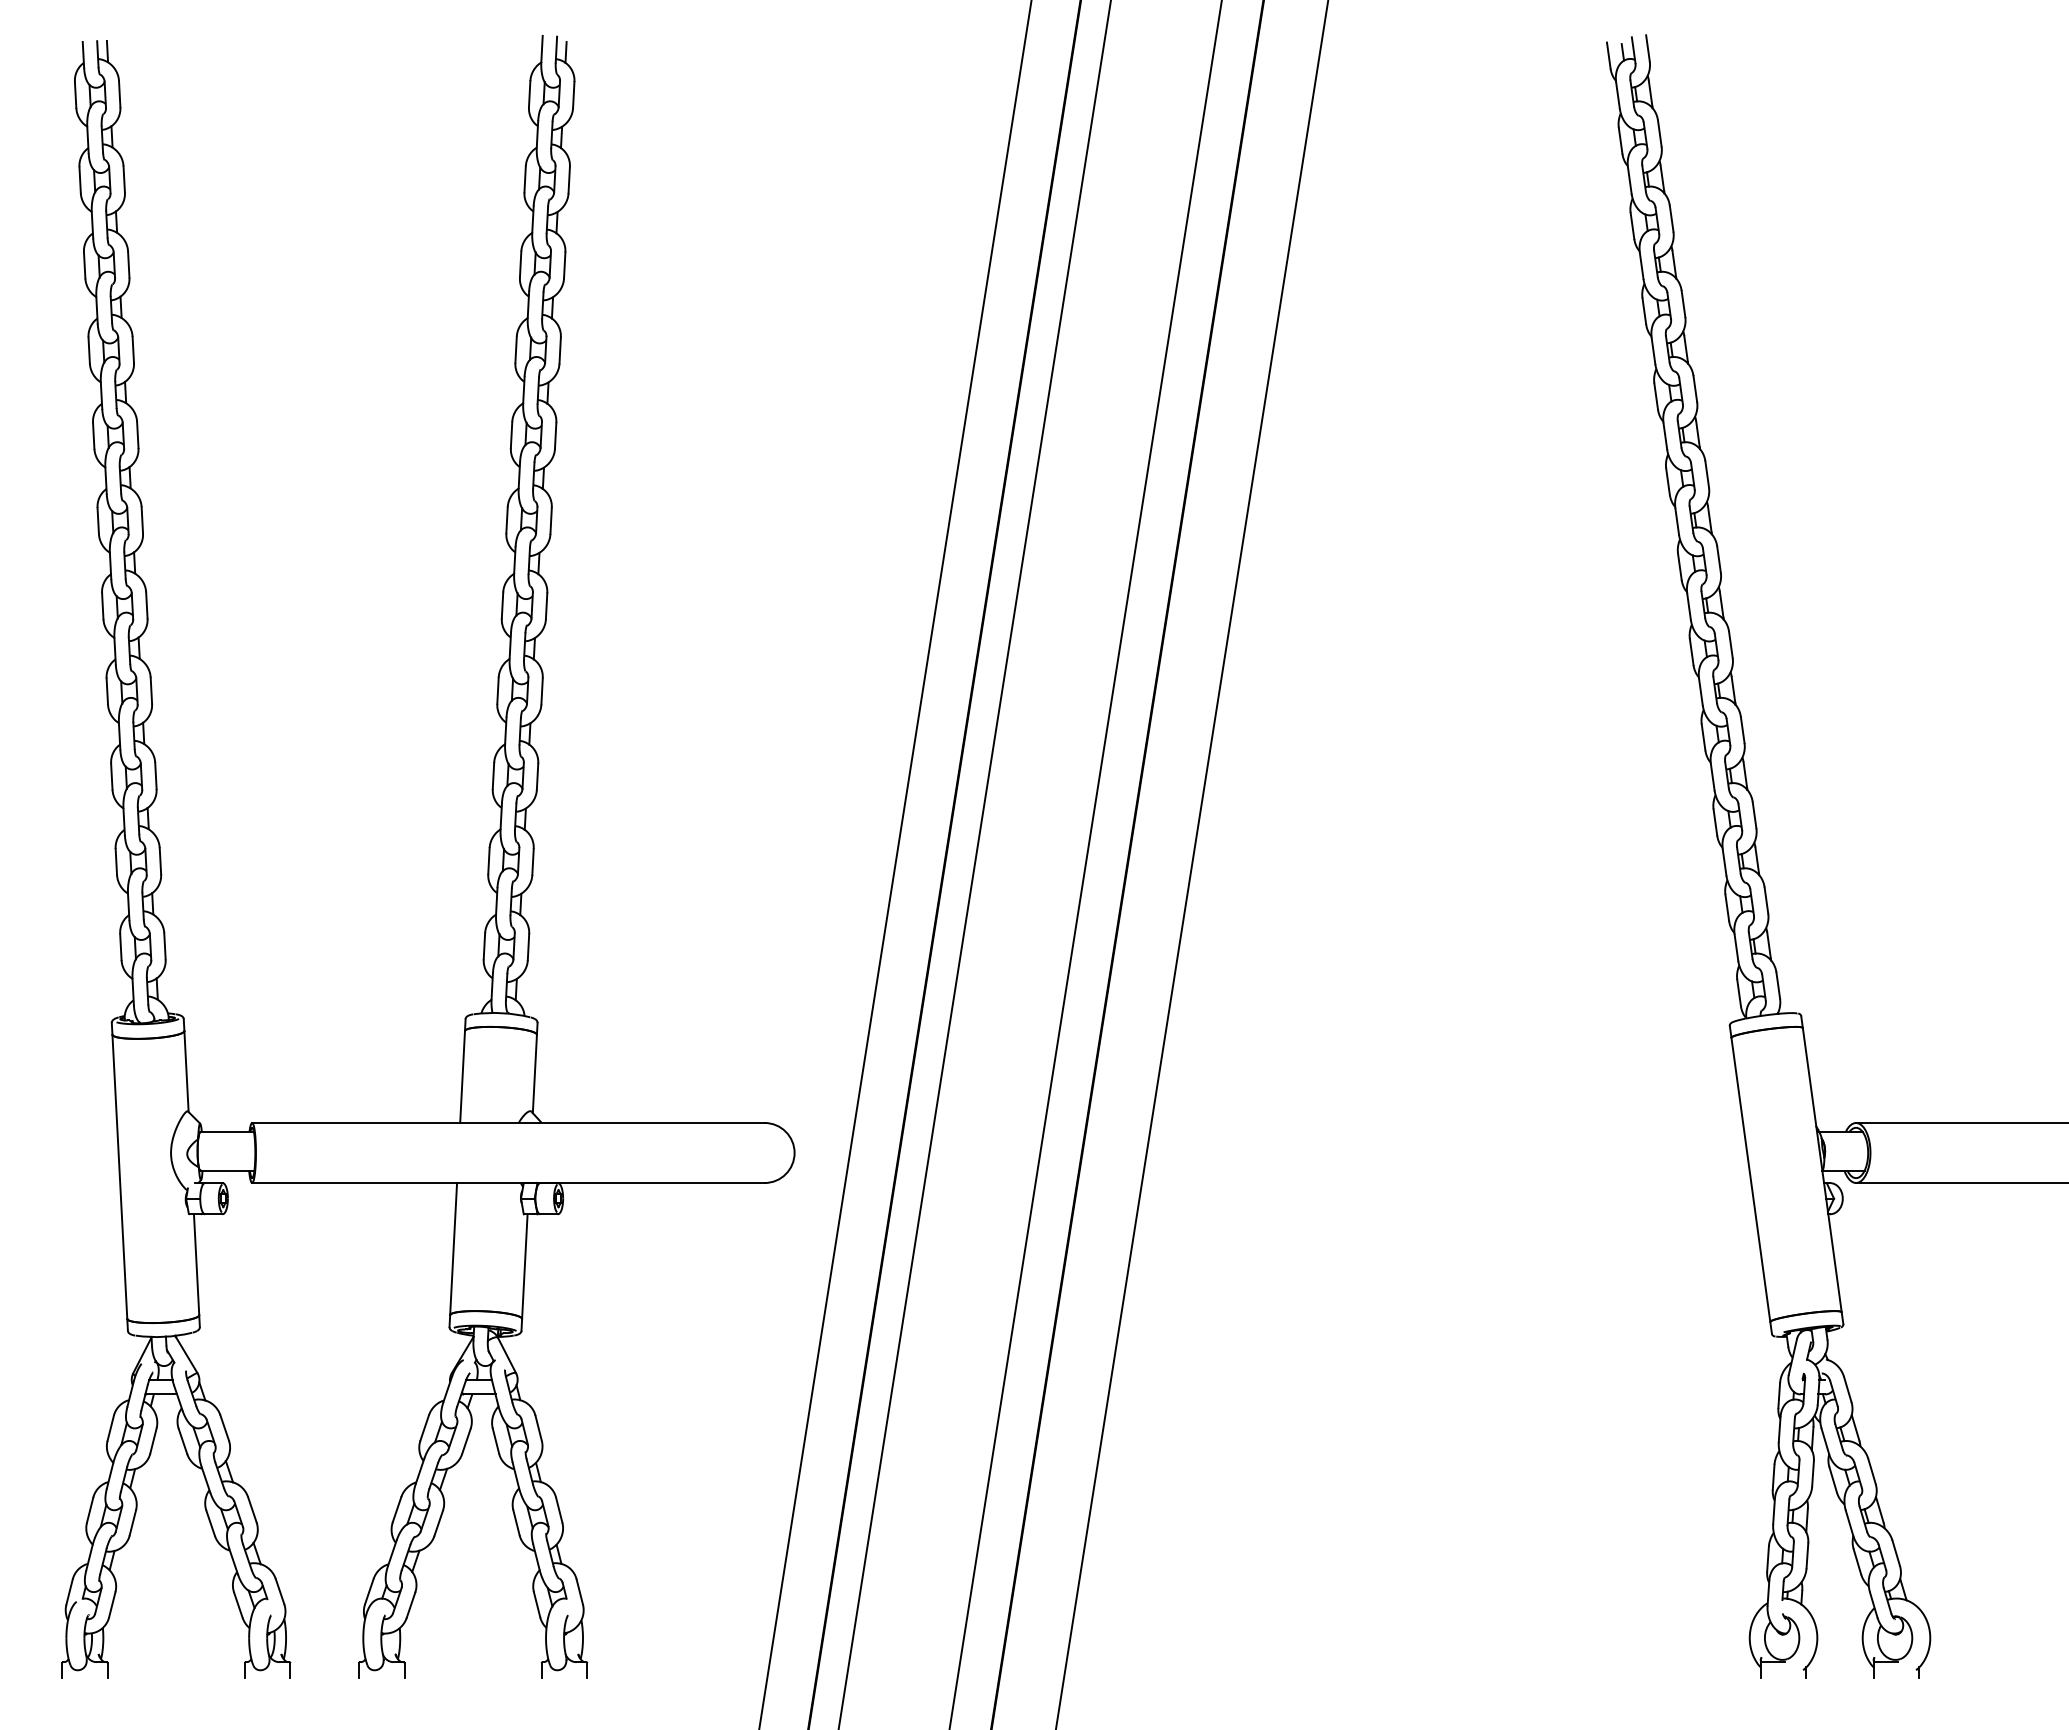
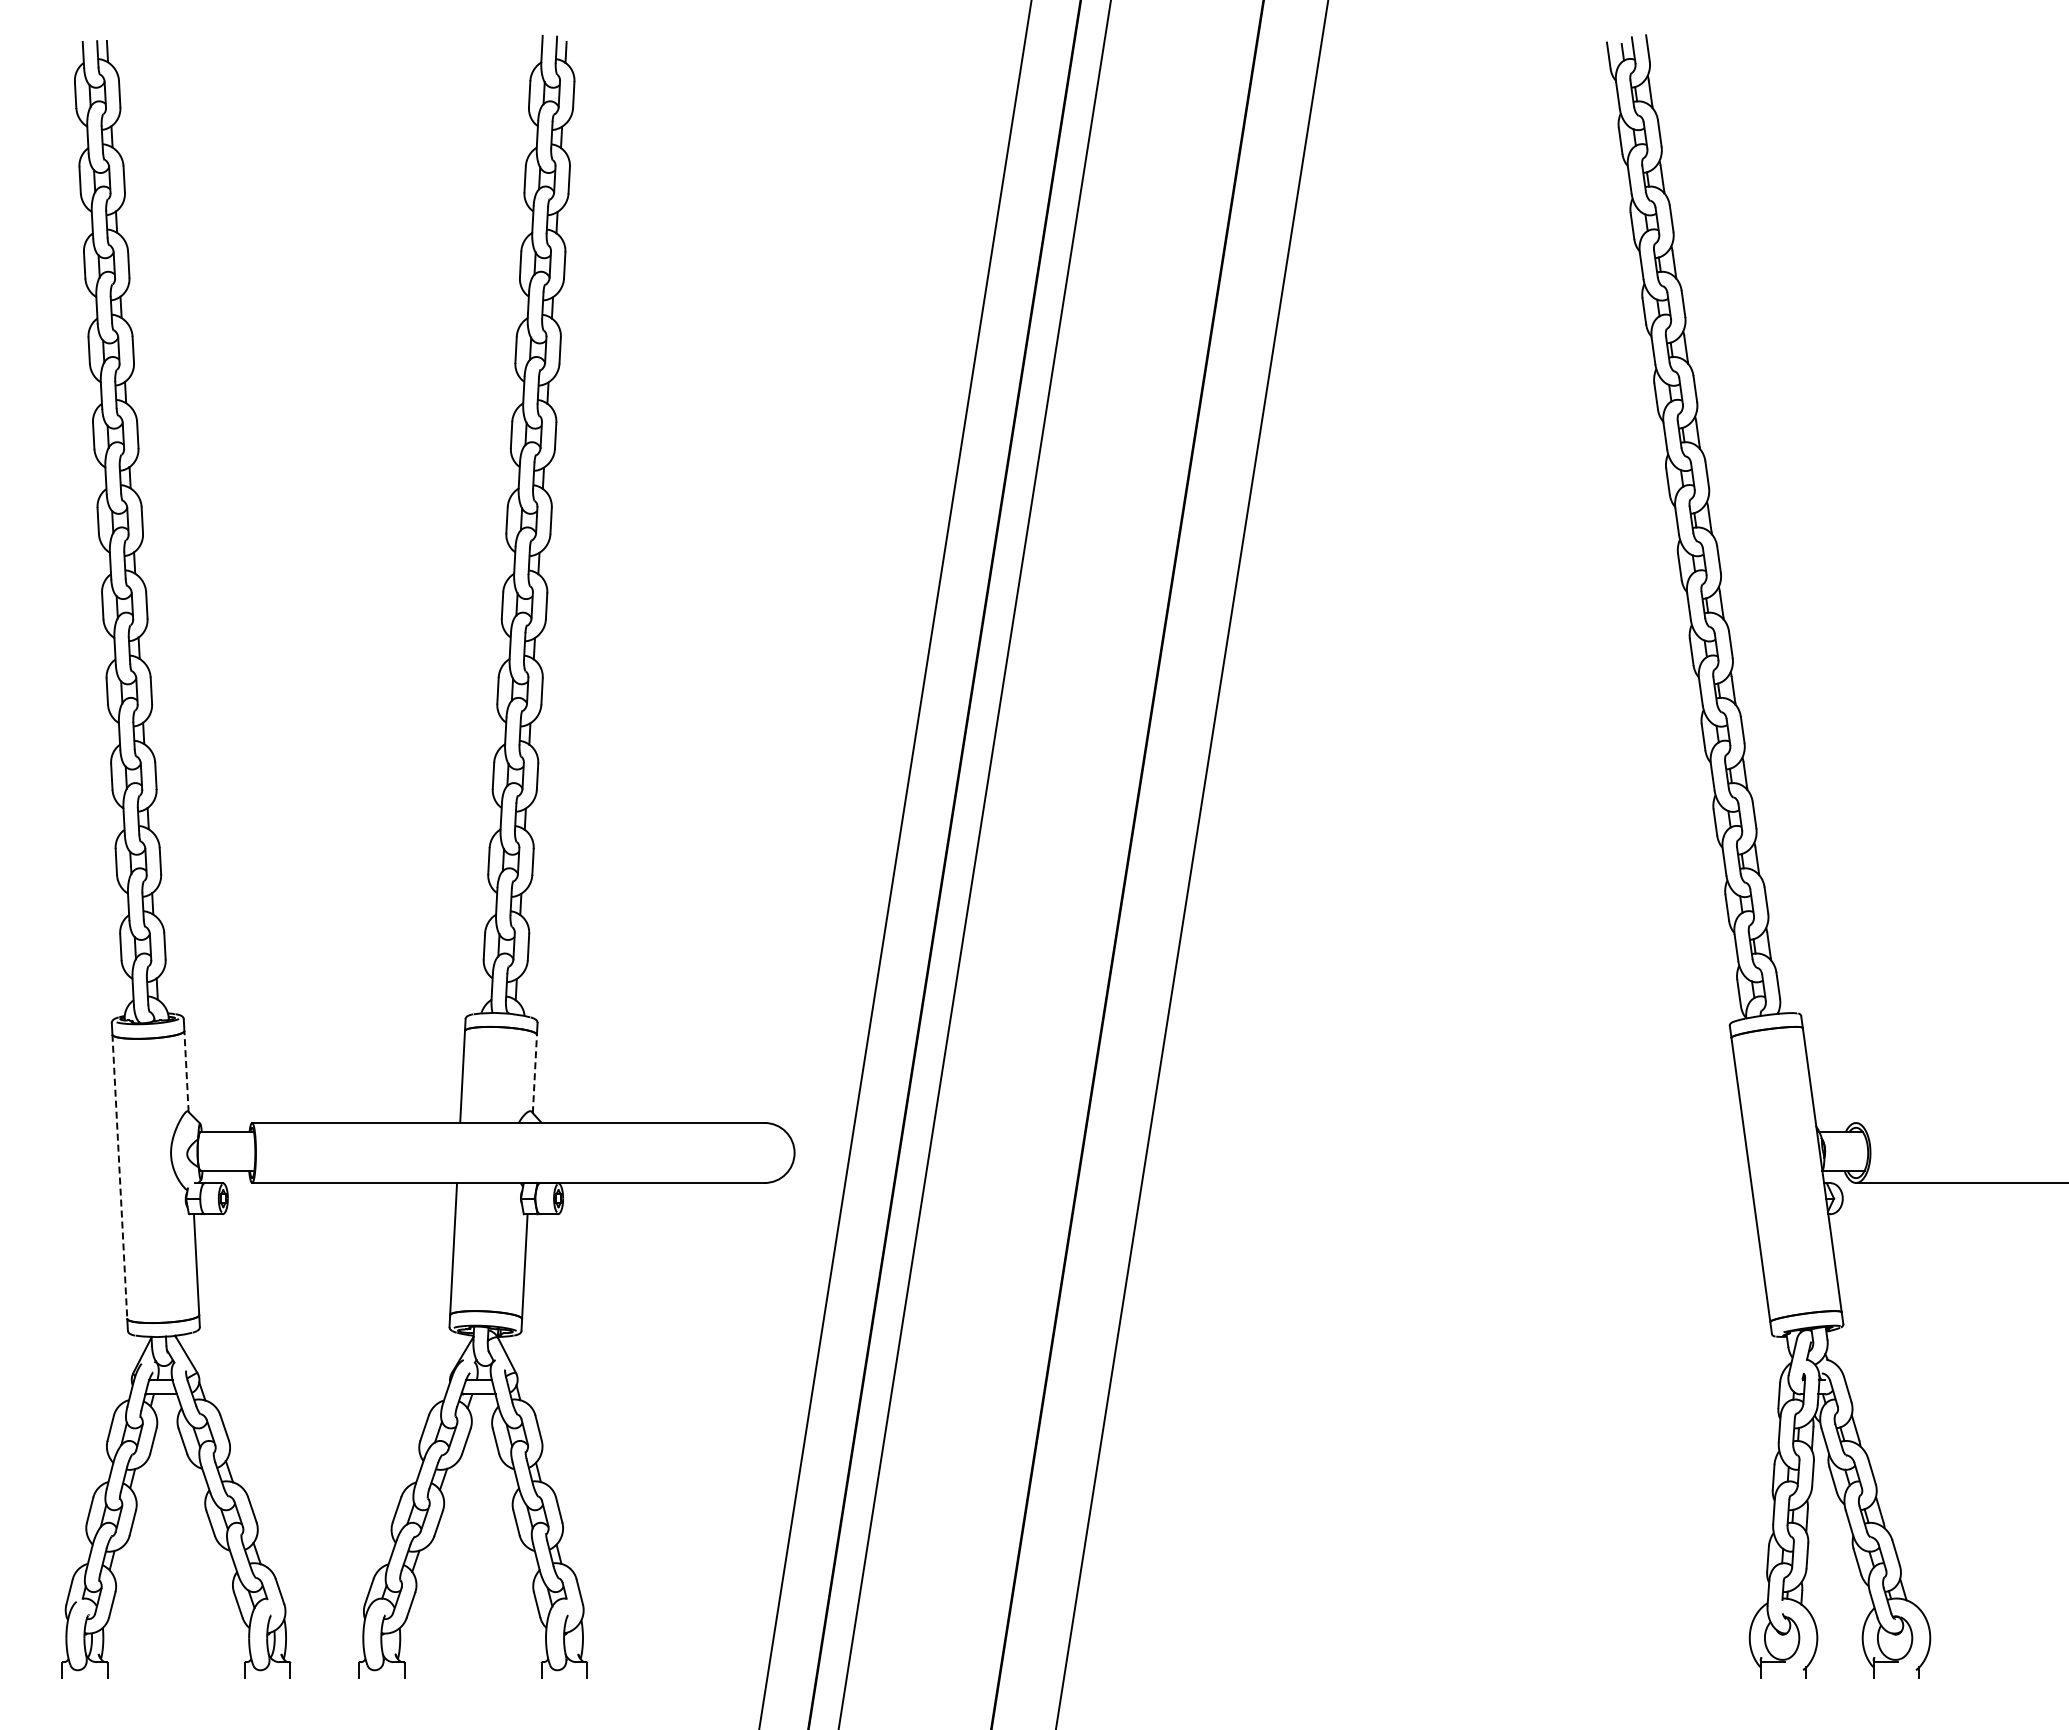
line: present -> none (1085, 864)
line: solid -> dashed (186, 1071)
line: solid -> dashed (534, 1073)
line: present -> none (1960, 1122)
line: solid -> dashed (119, 1177)
